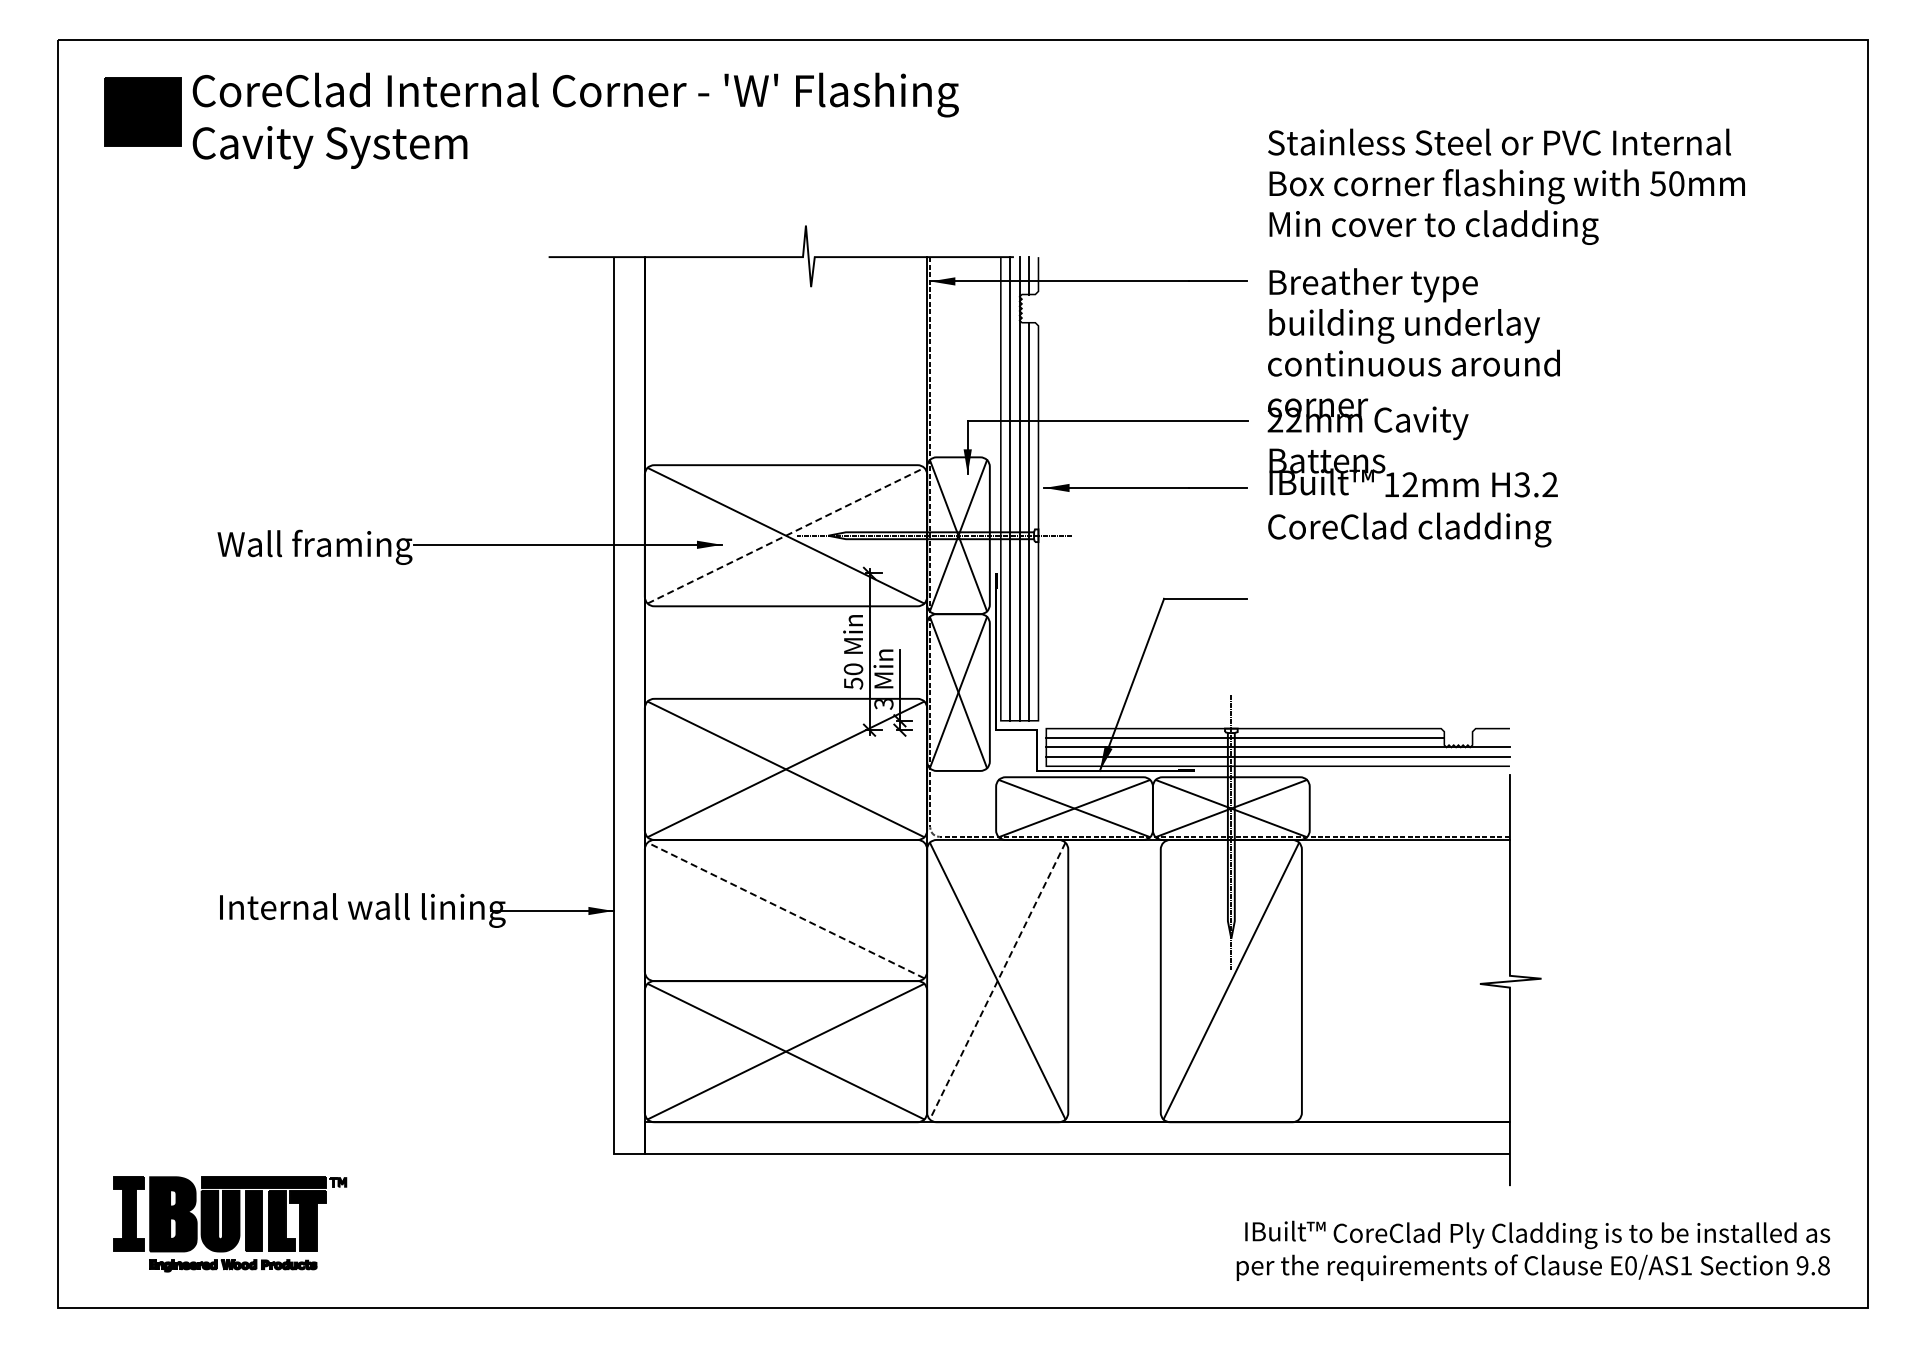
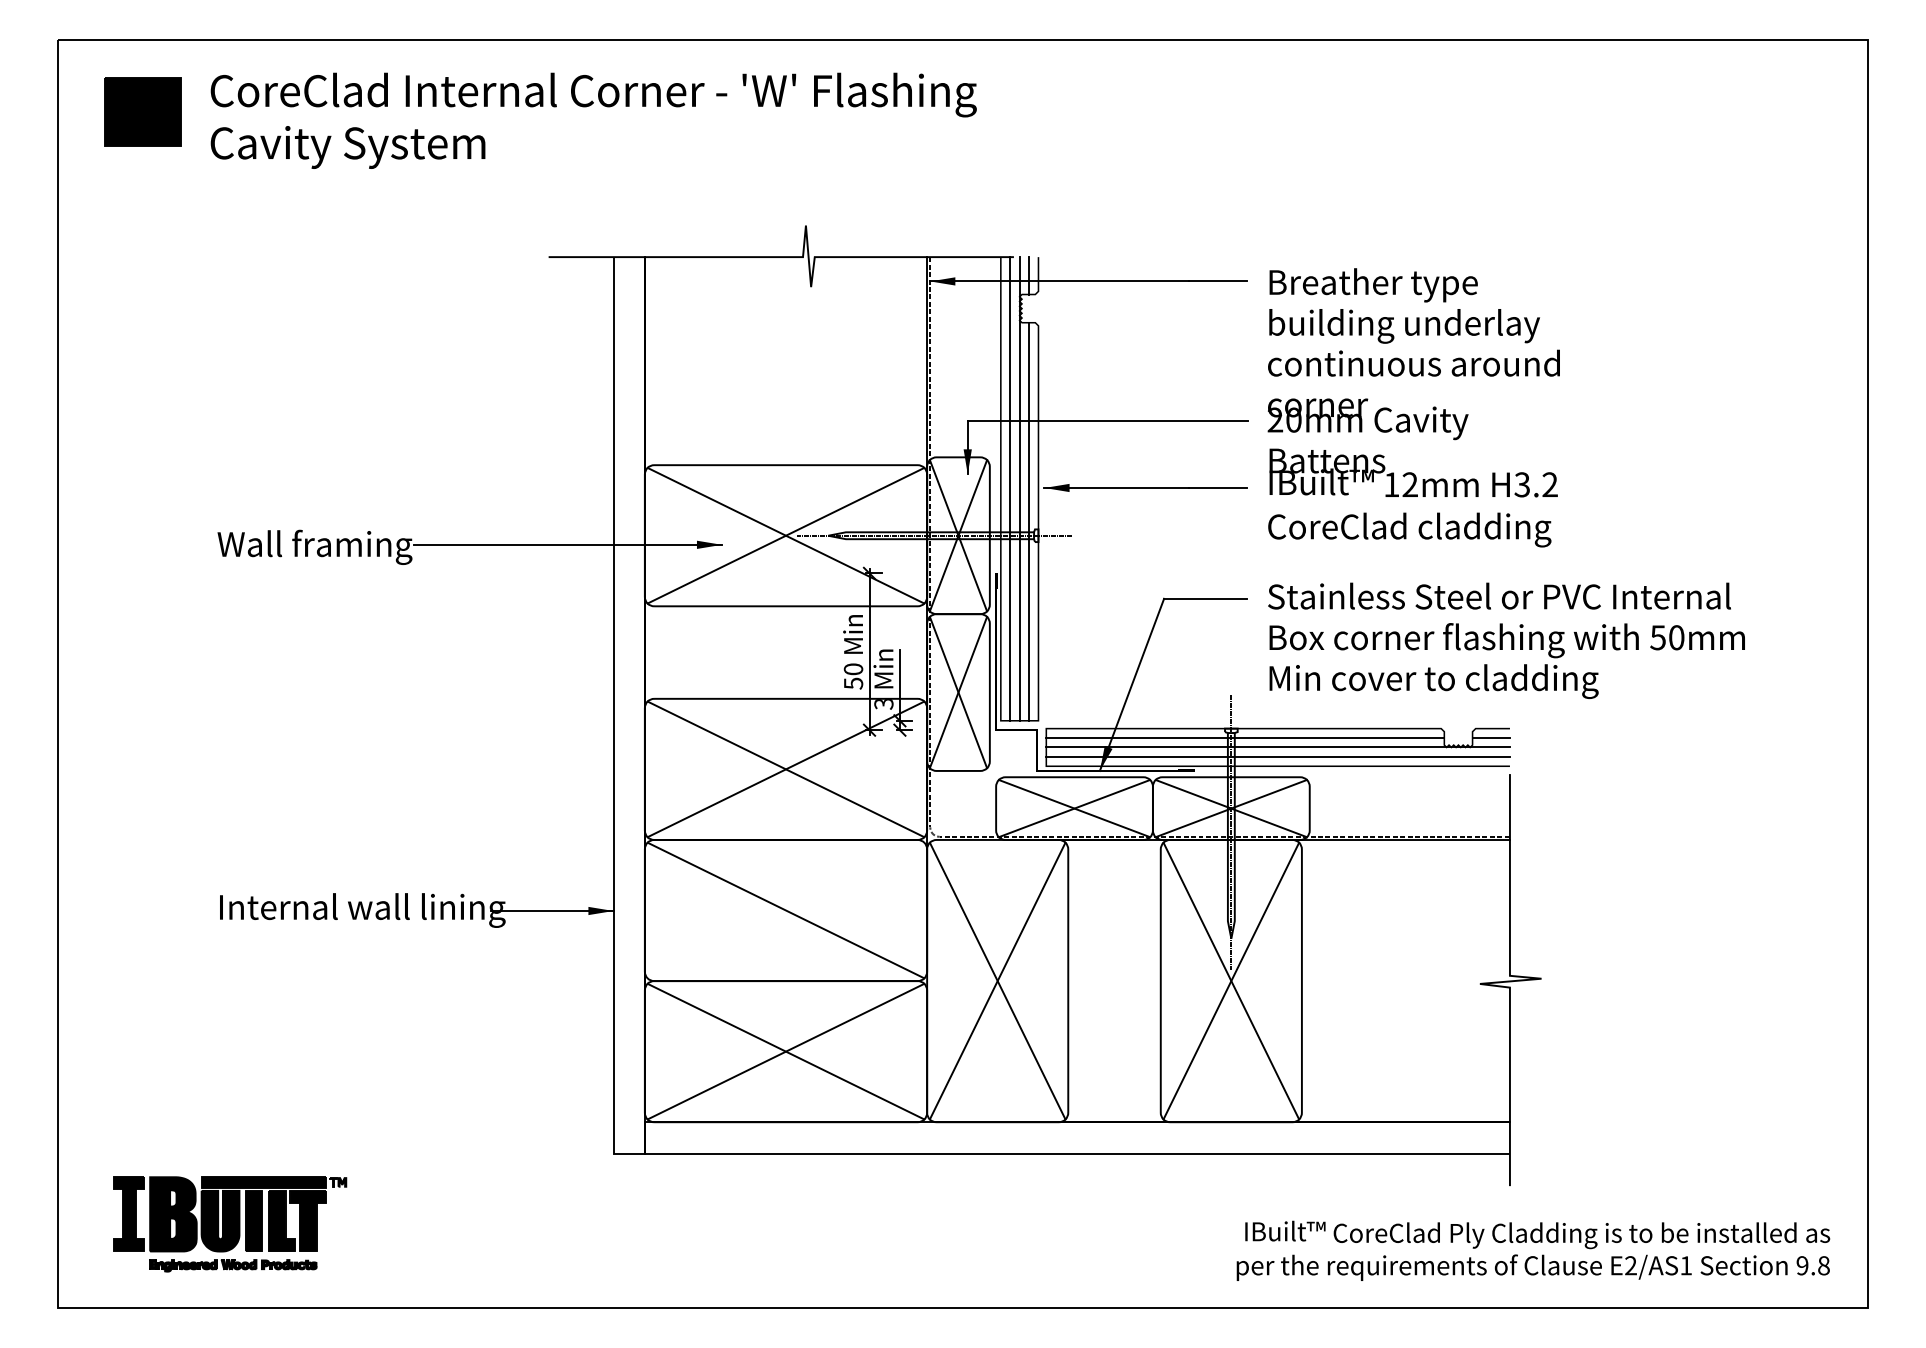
text position: (575, 120) -> (593, 120) (593, 120)
text position: (1506, 186) -> (1506, 640) (1506, 640)
text: 22mm -> 20mm (1293, 419)
line: dashed -> solid (786, 535)
line: none -> present (1490, 738)
line: dashed -> solid (785, 910)
line: none -> present (1231, 980)
line: dashed -> solid (997, 981)
text: E0/AS1 -> E2/AS1 (1630, 1265)
